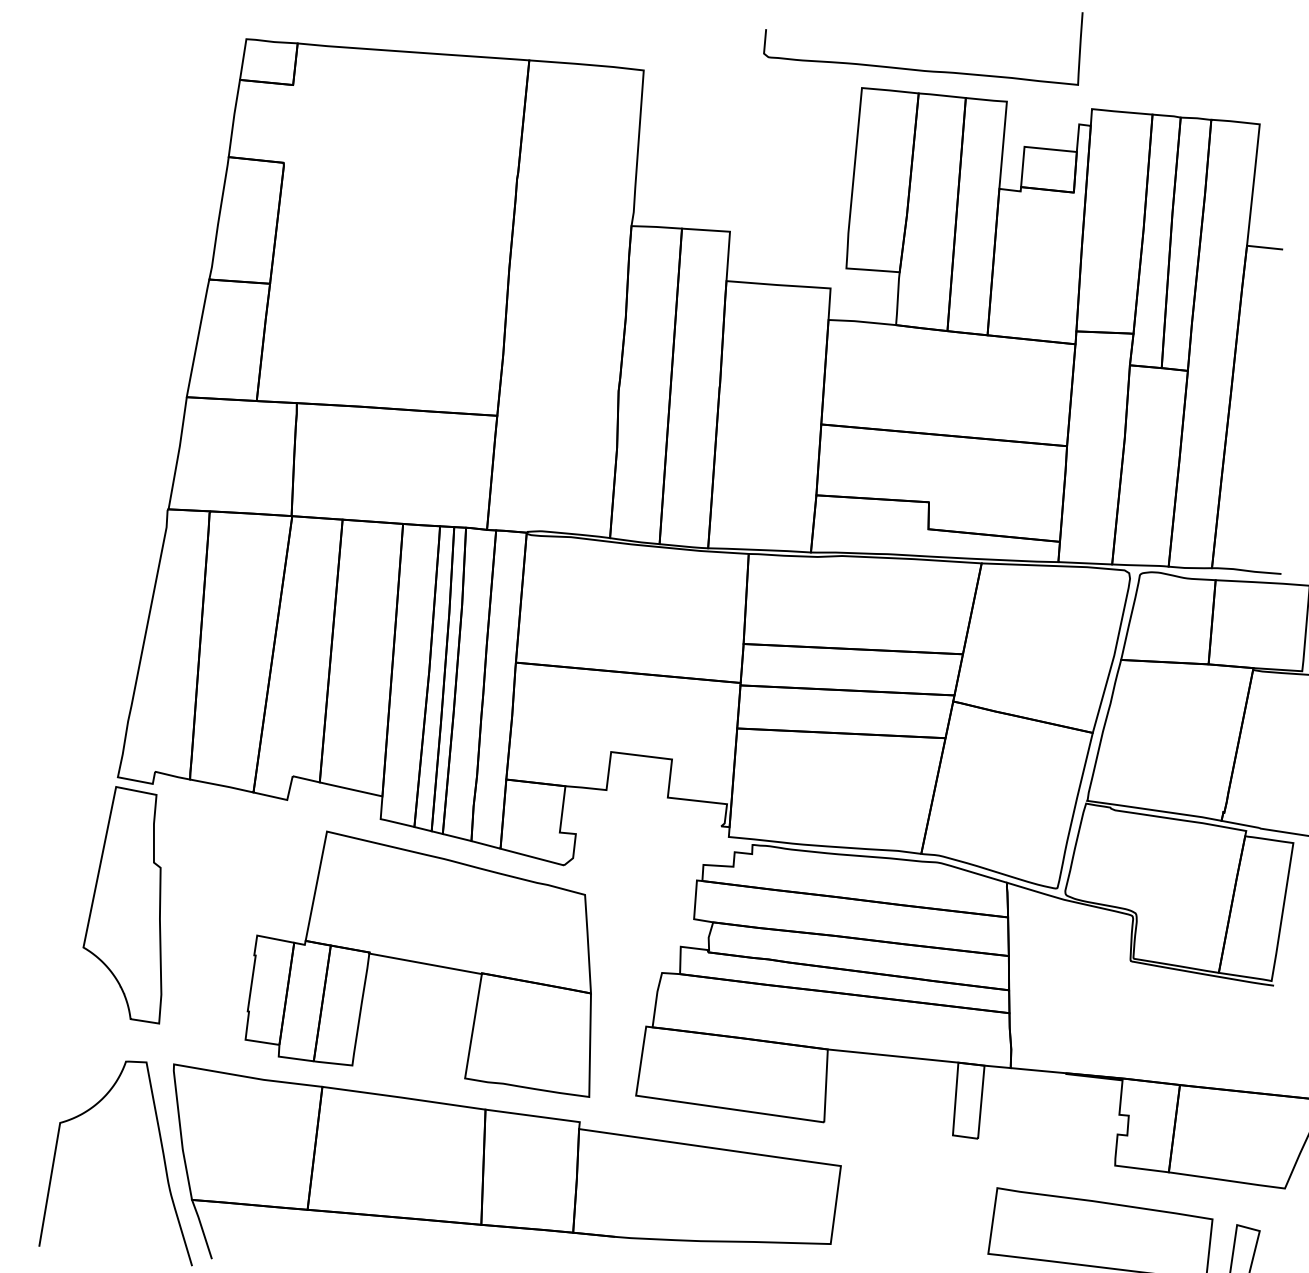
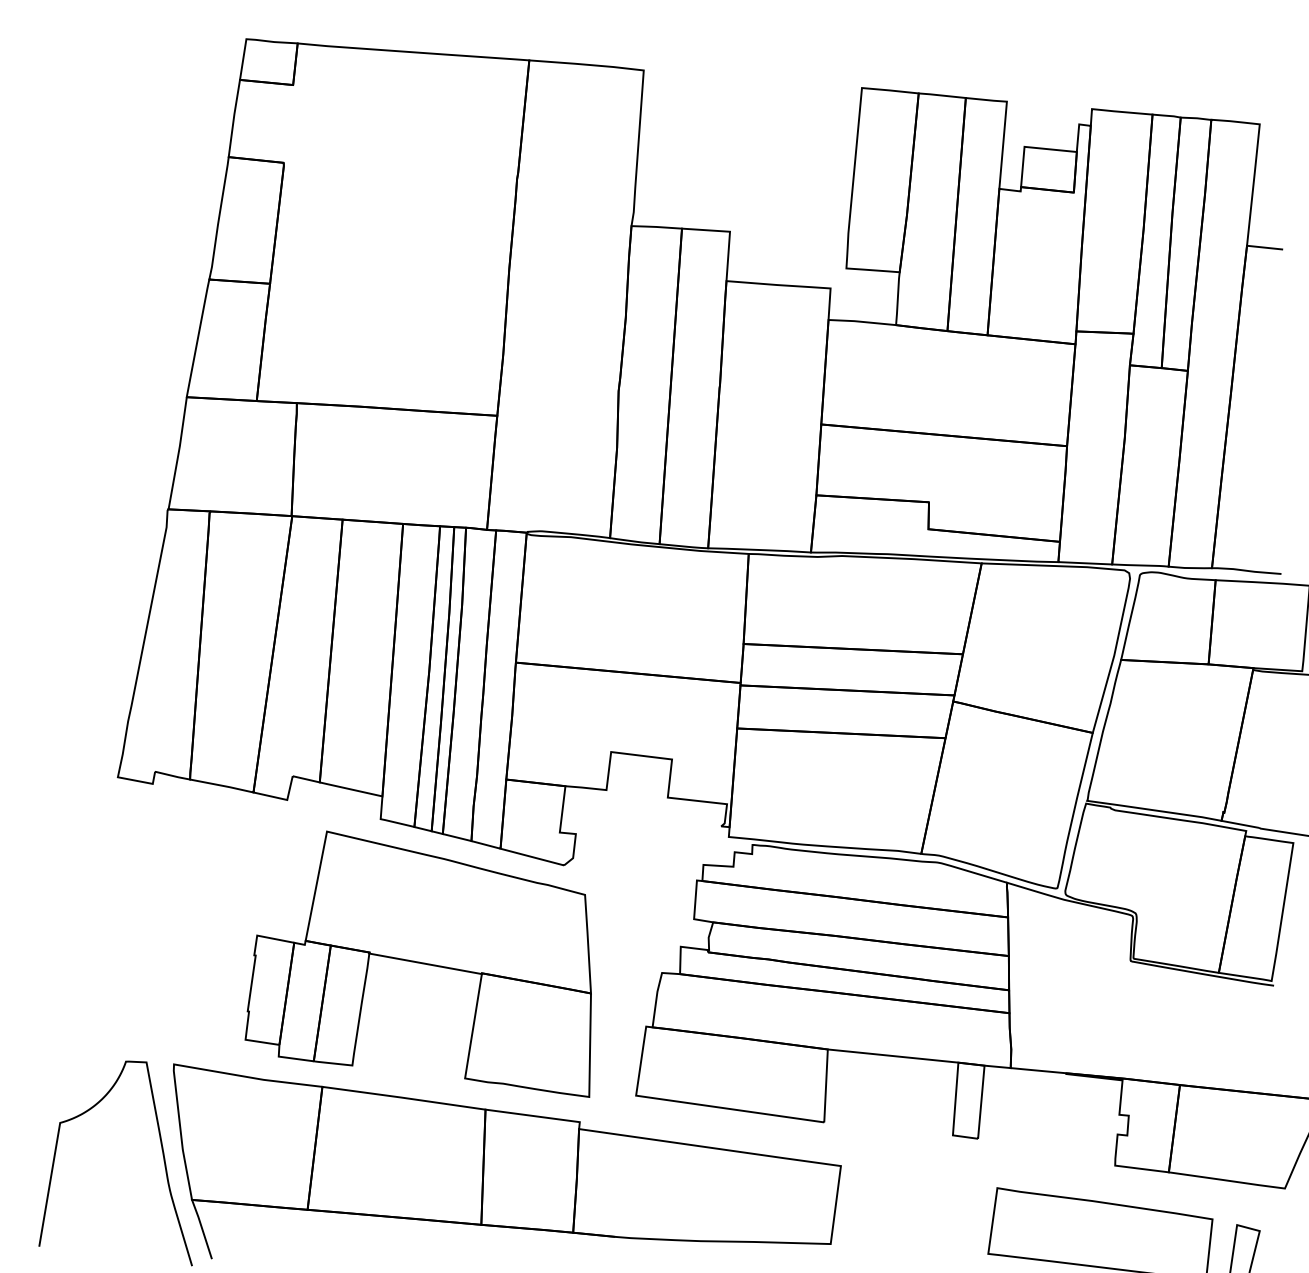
curve: present -> none (922, 69)
part: present -> none (122, 905)
